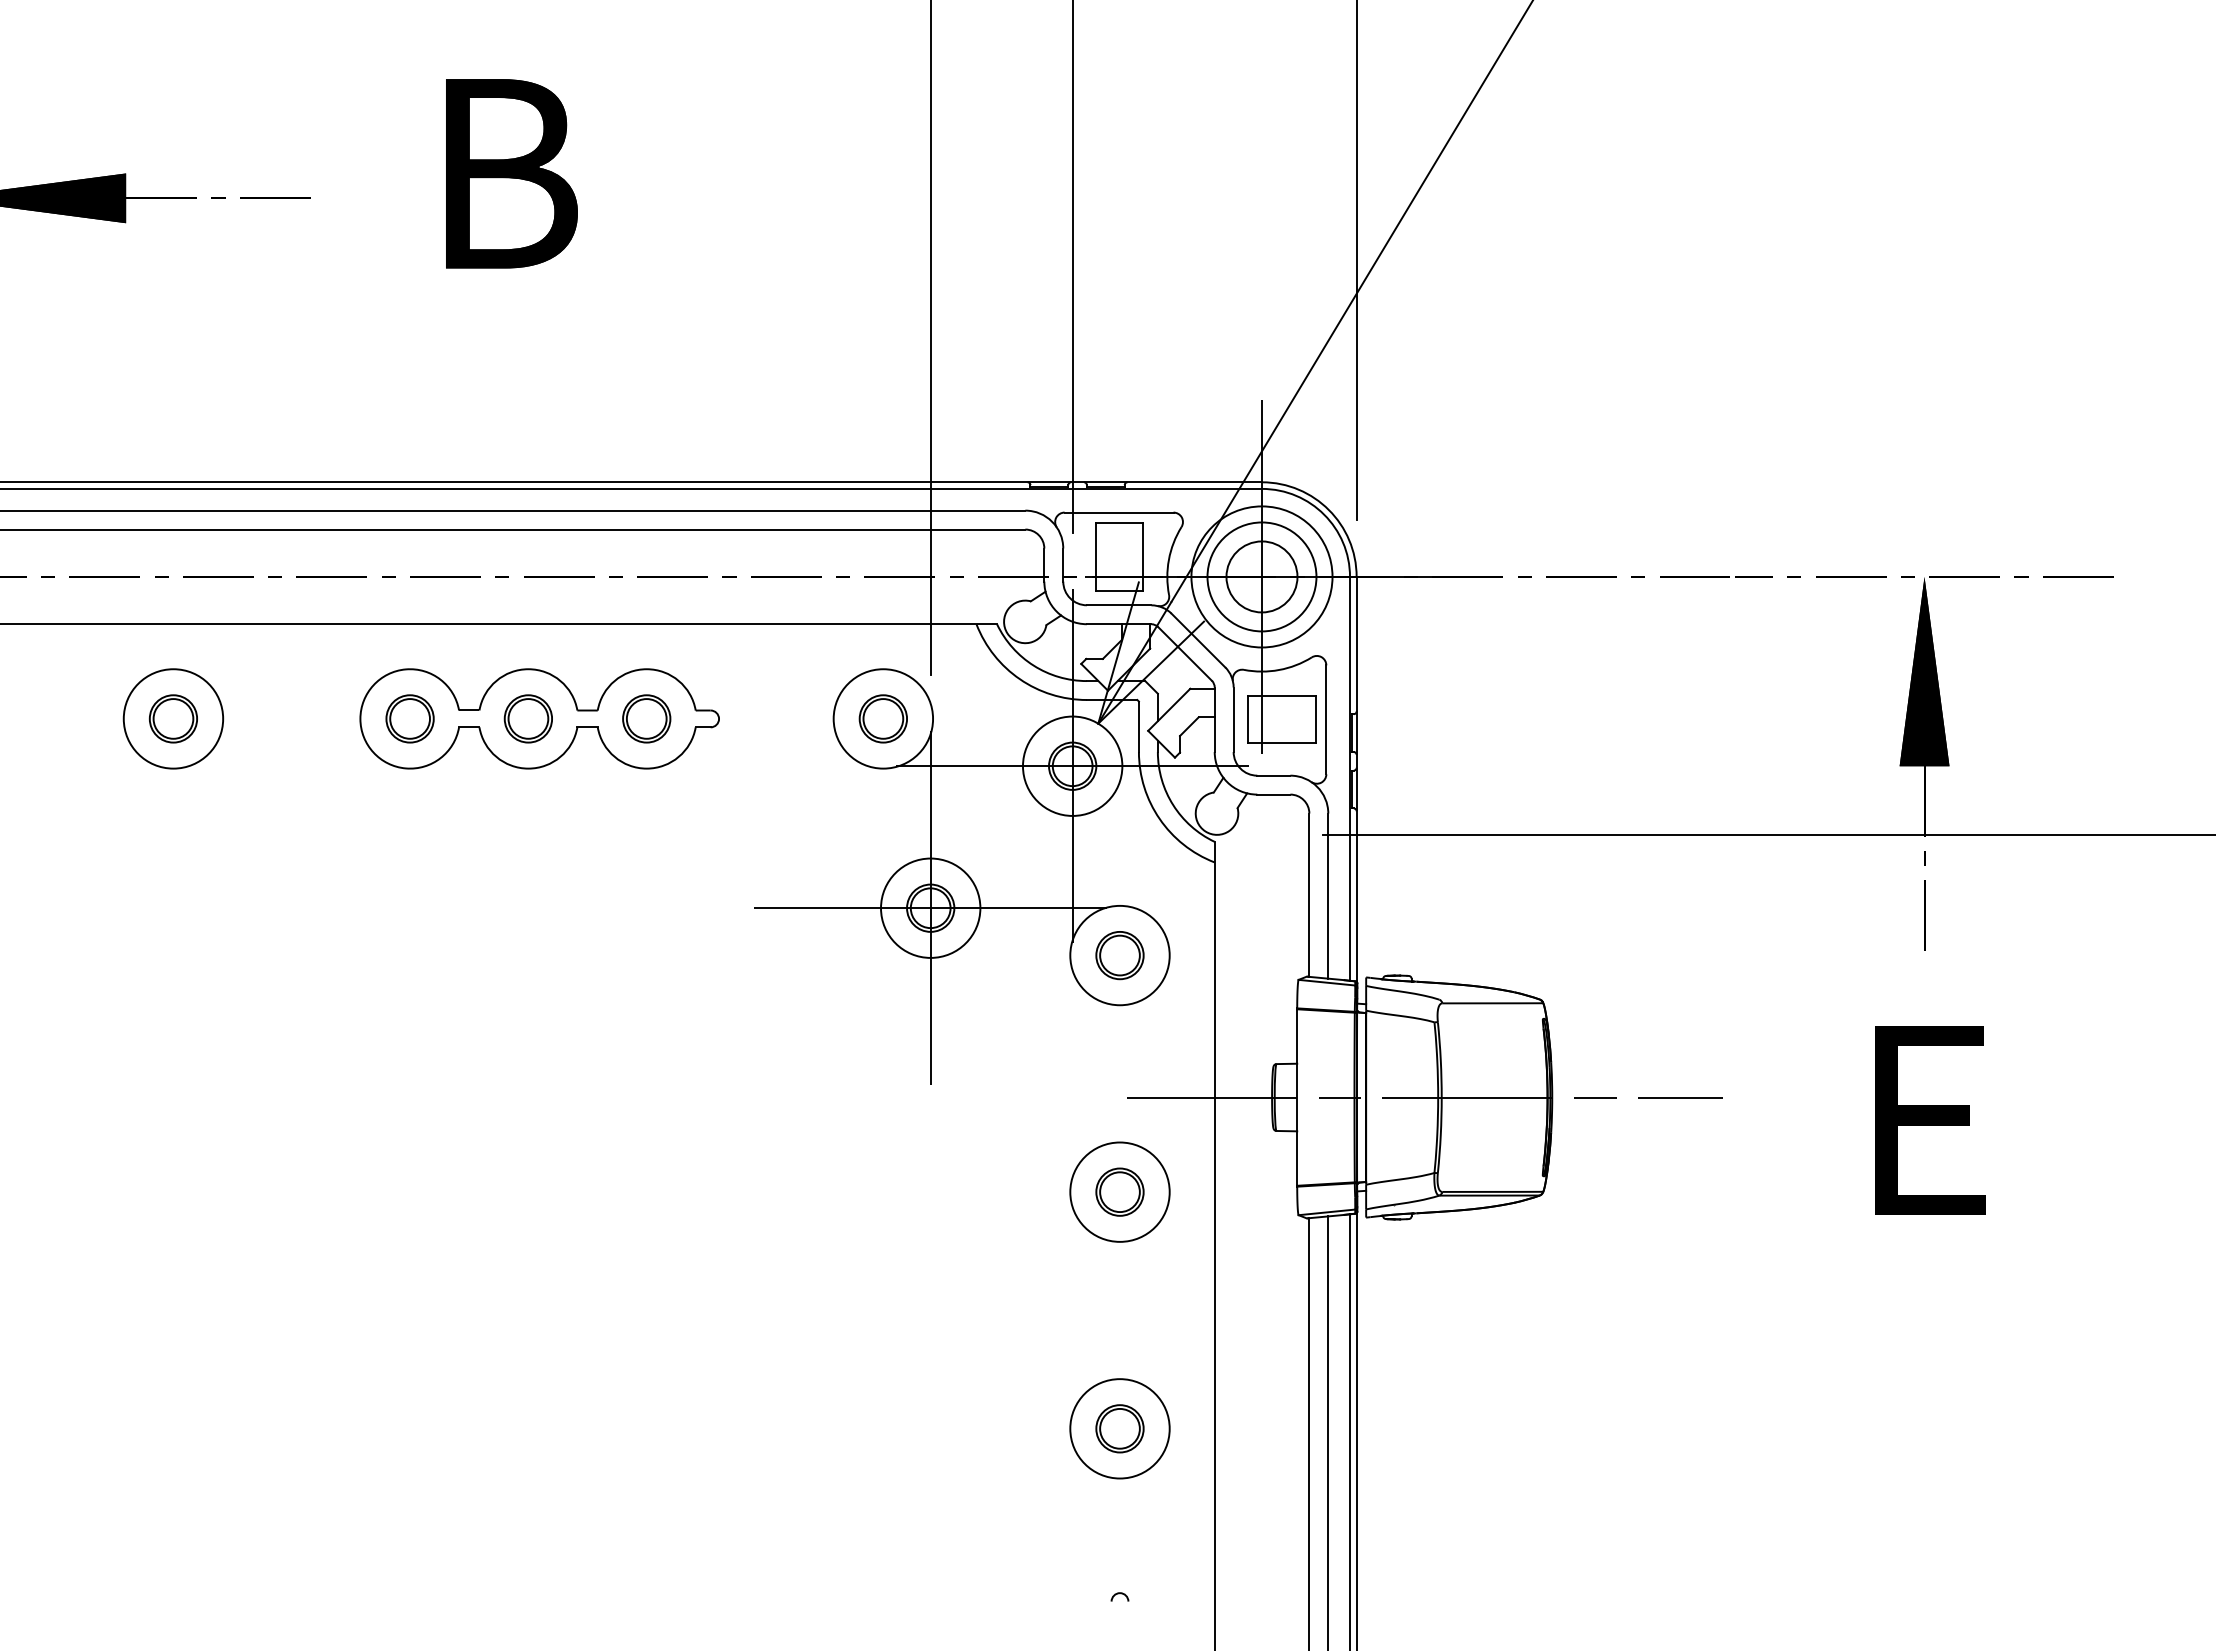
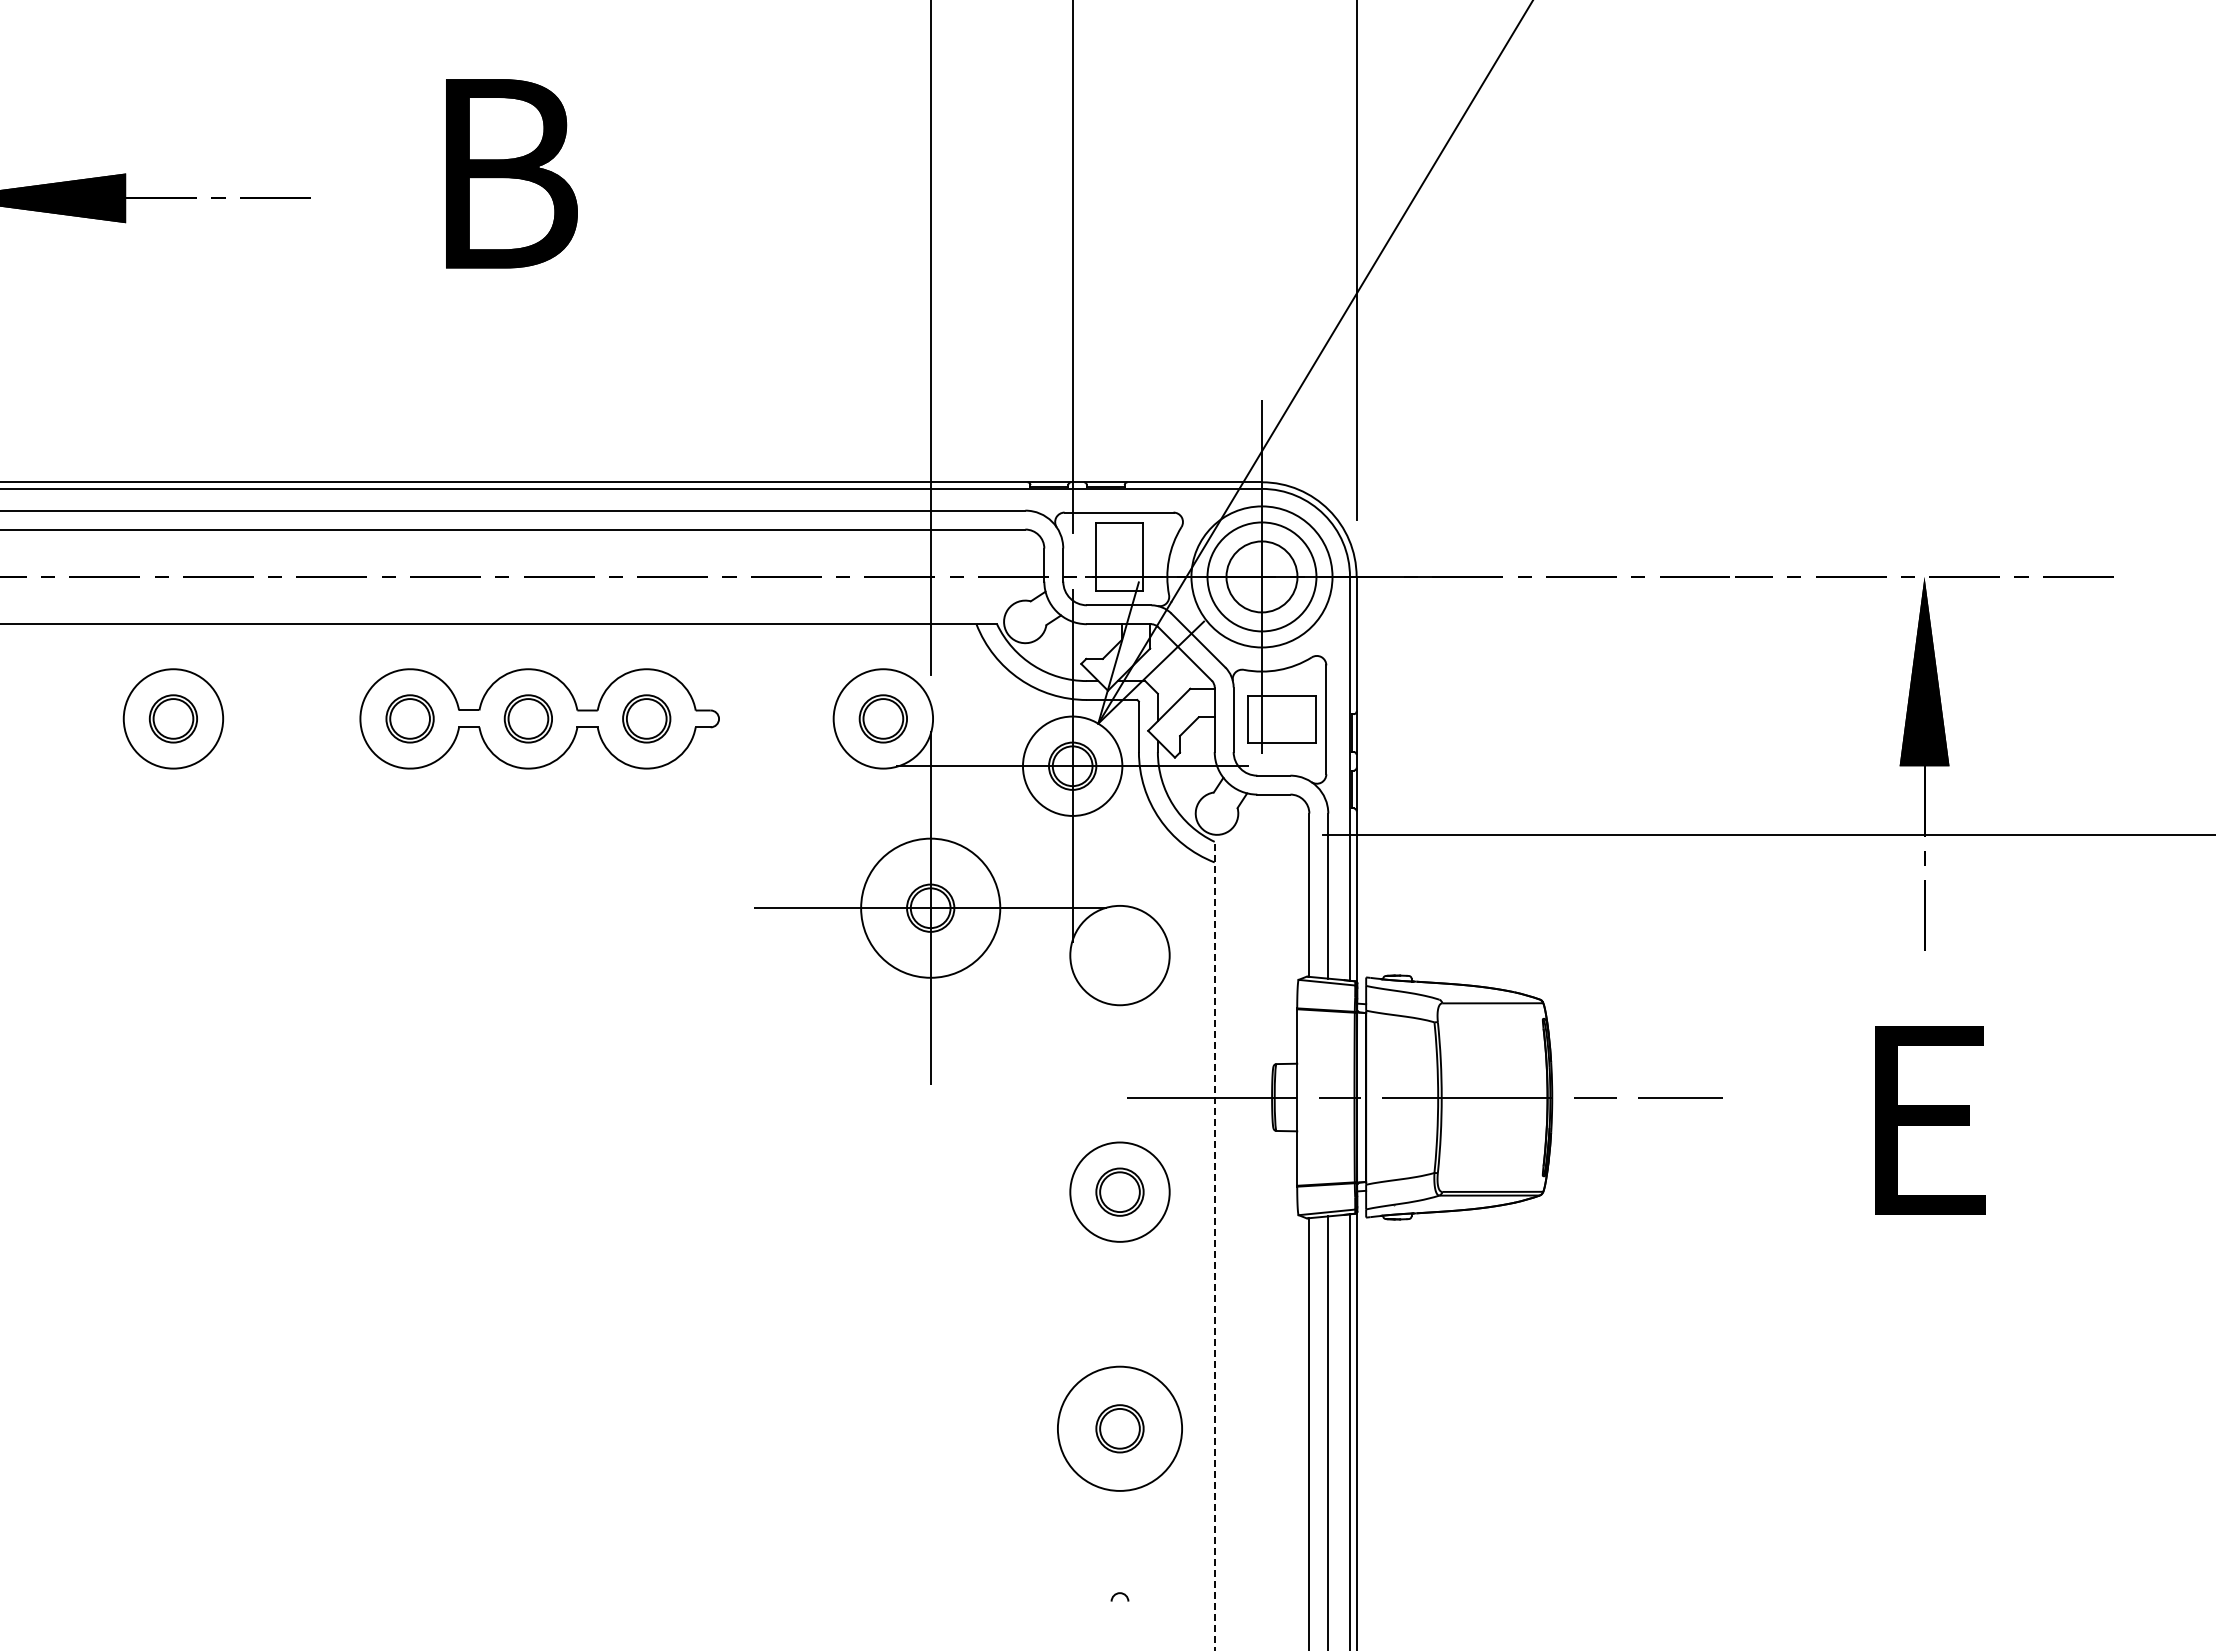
circle diameter: 99 px -> 139 px (930, 907)
part: present -> none (1119, 955)
line: solid -> dashed (1214, 1245)
circle diameter: 99 px -> 124 px (1119, 1428)
